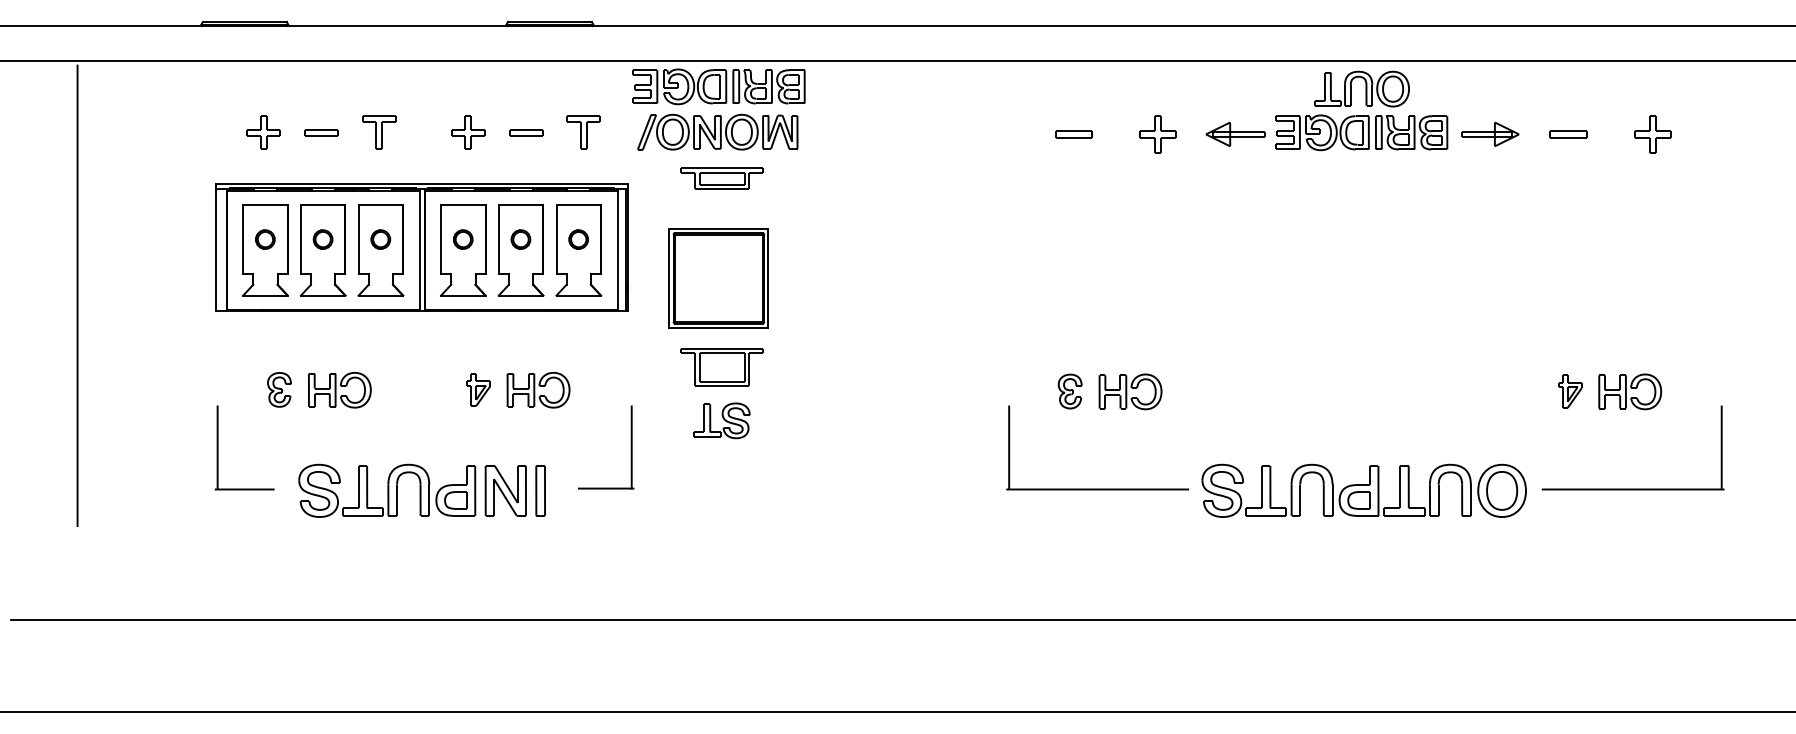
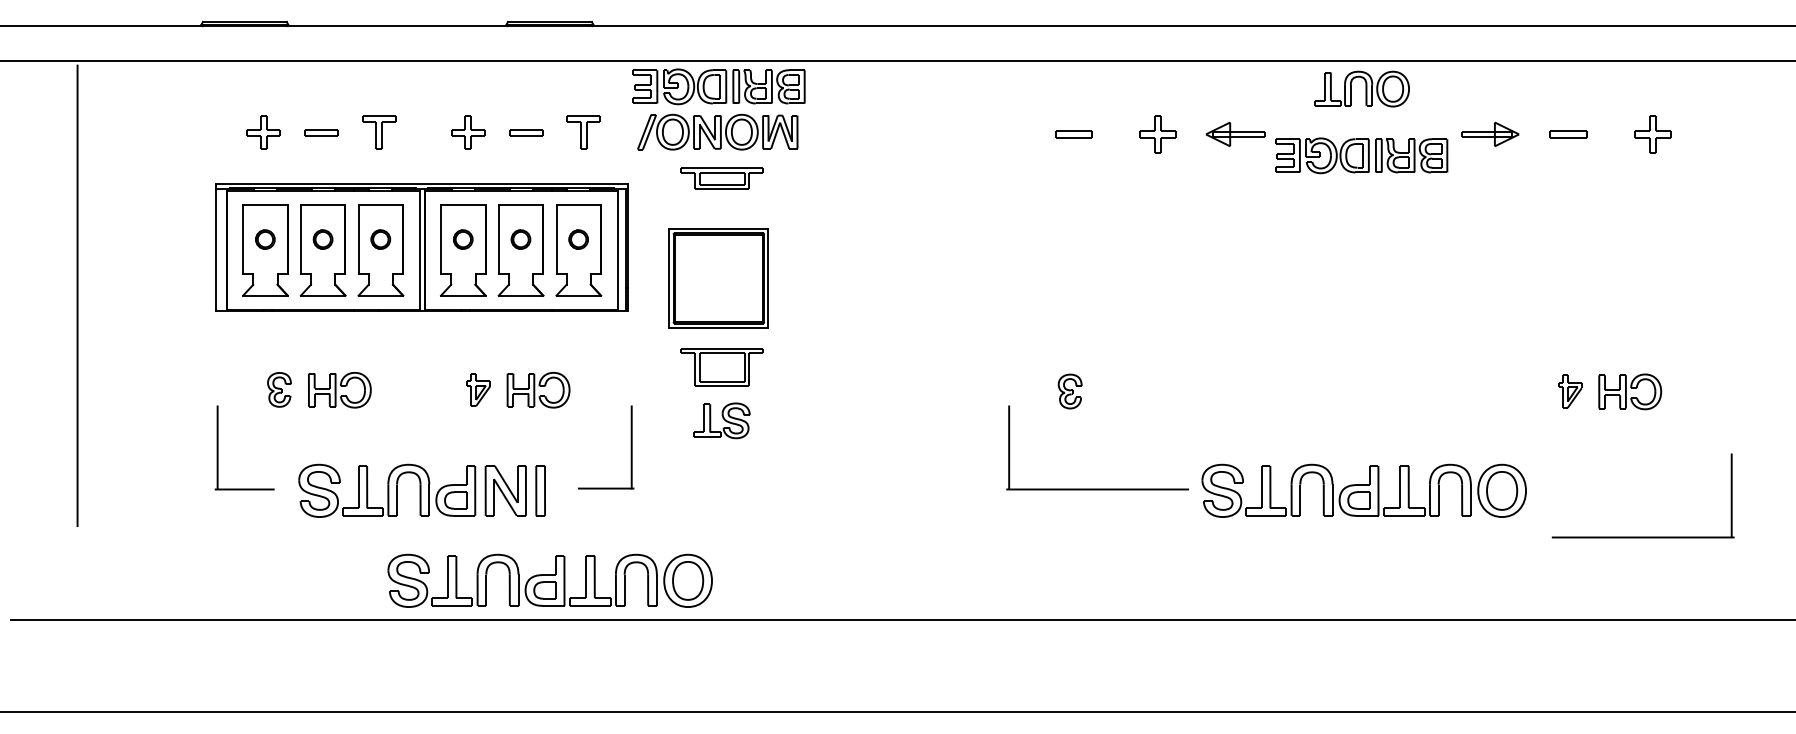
part position: (1361, 132) -> (1361, 155) (1361, 155)
part: present -> none (1130, 391)
part position: (1632, 488) -> (1642, 536) (1642, 536)
part: none -> present (549, 580)
